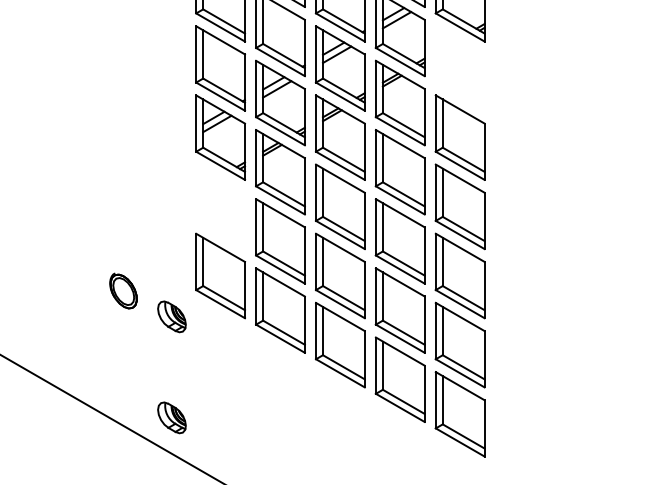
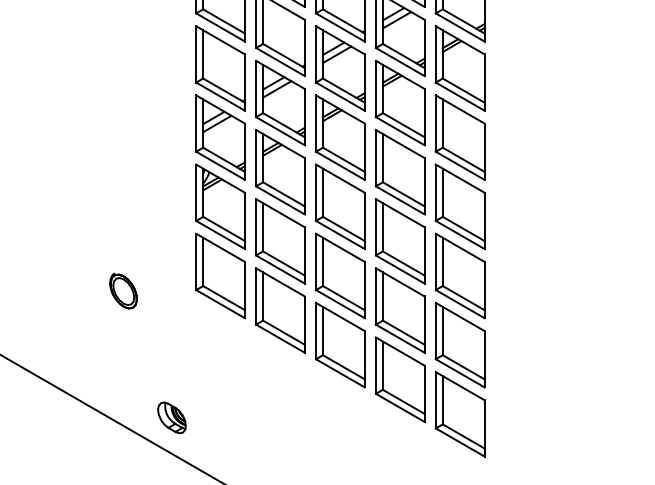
part: none -> present (459, 68)
part: none -> present (220, 206)
part: present -> none (171, 316)
